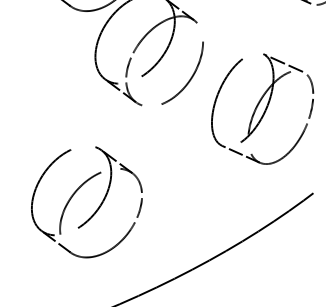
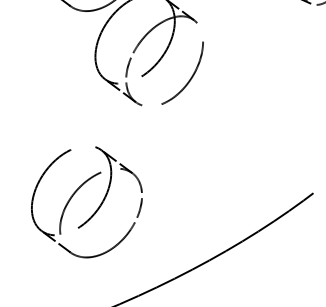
part: present -> none (262, 108)
